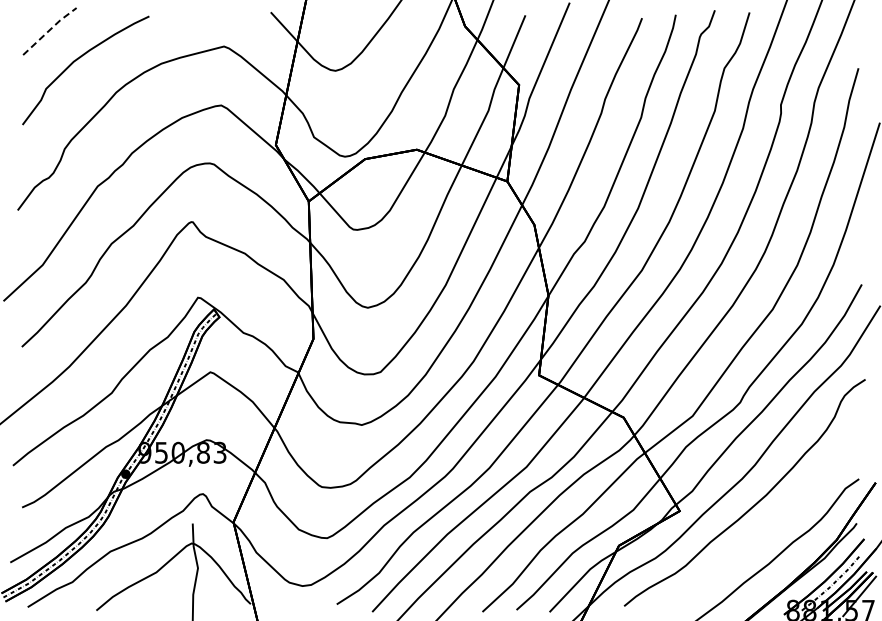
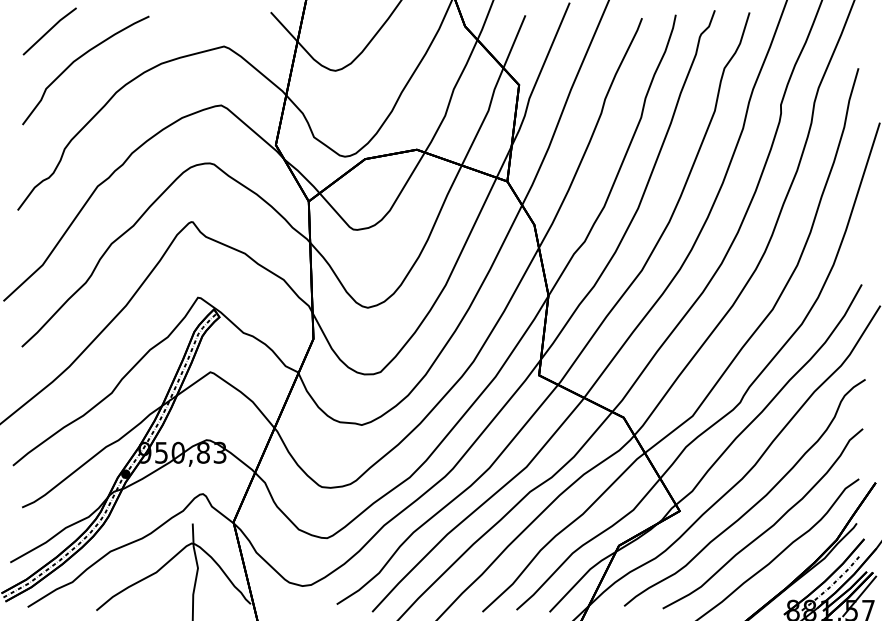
line: dashed -> solid (50, 29)
curve: none -> present (767, 528)
